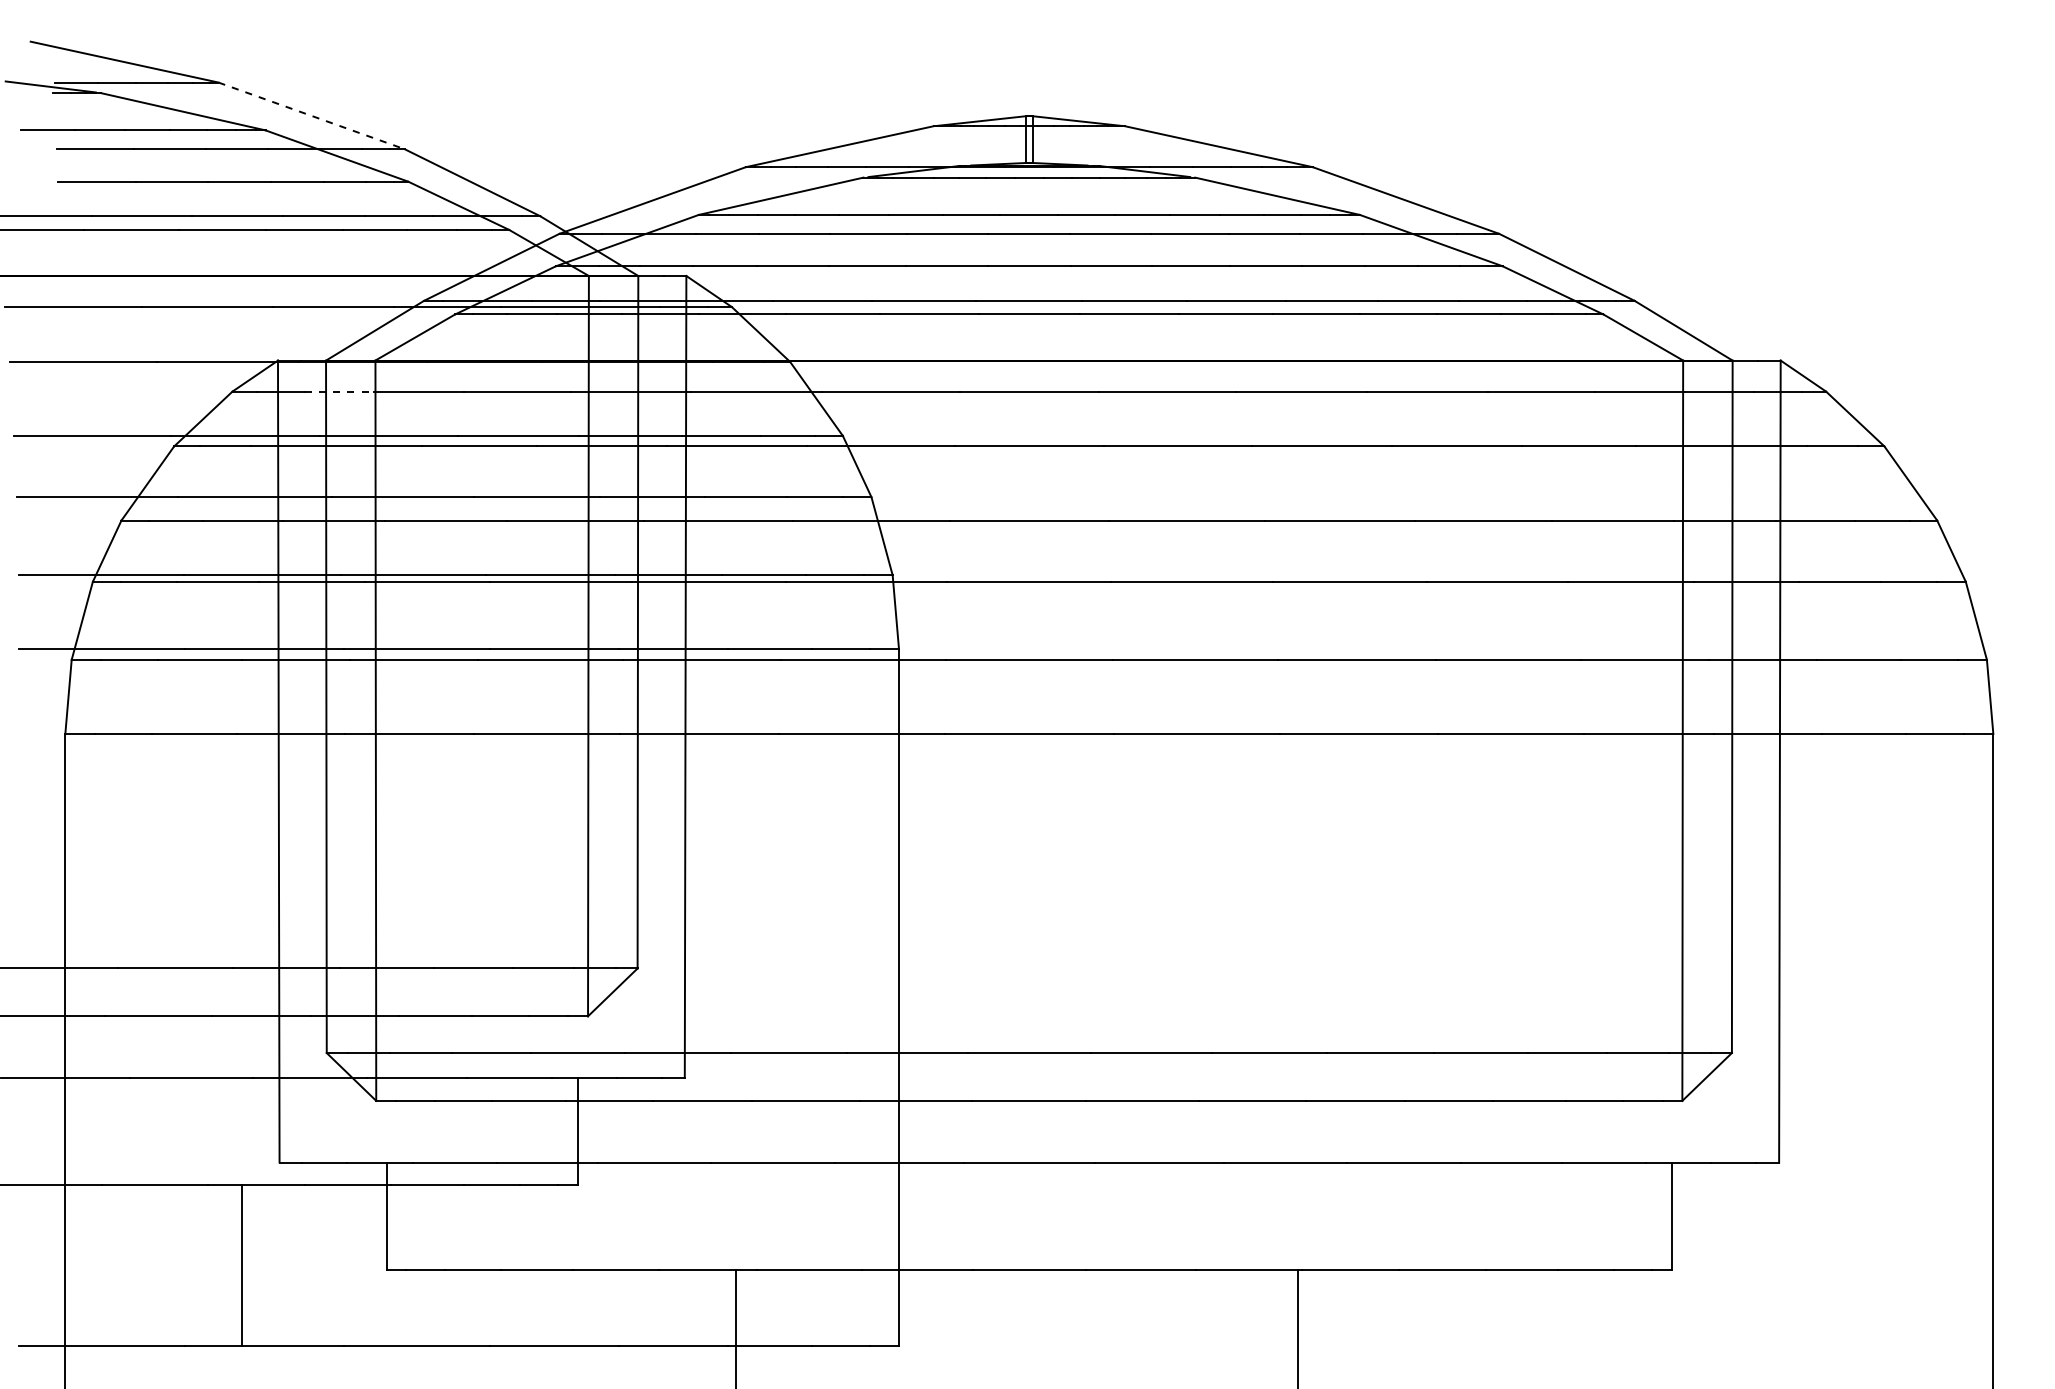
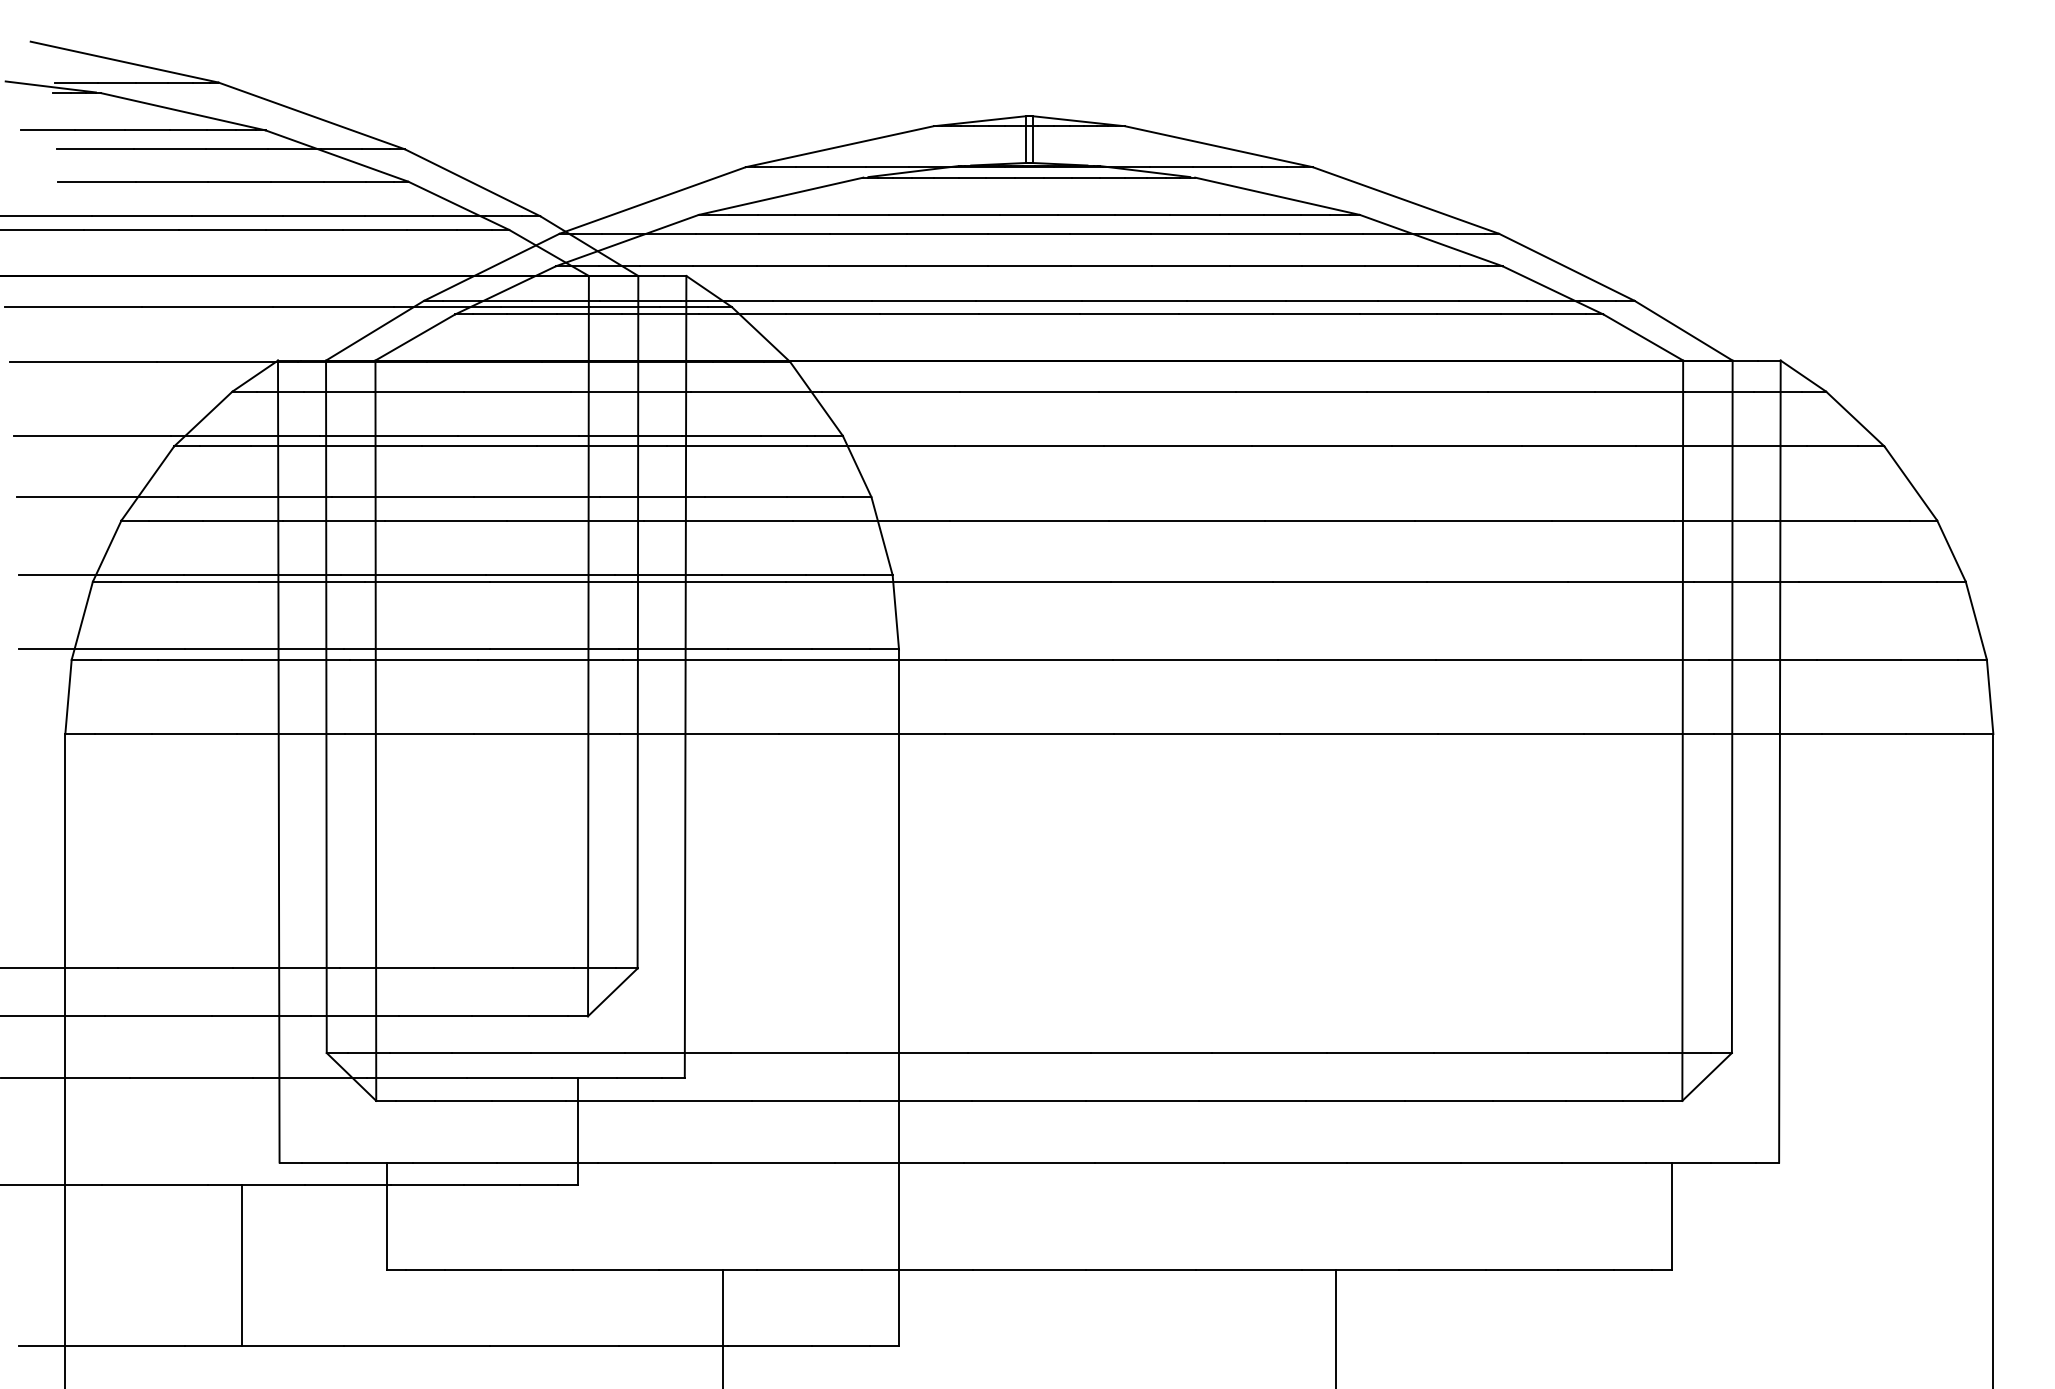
line: dashed -> solid (311, 115)
line: dashed -> solid (339, 391)
line position: (735, 1327) -> (722, 1327) (722, 1327)
line position: (1298, 1327) -> (1336, 1327) (1336, 1327)
